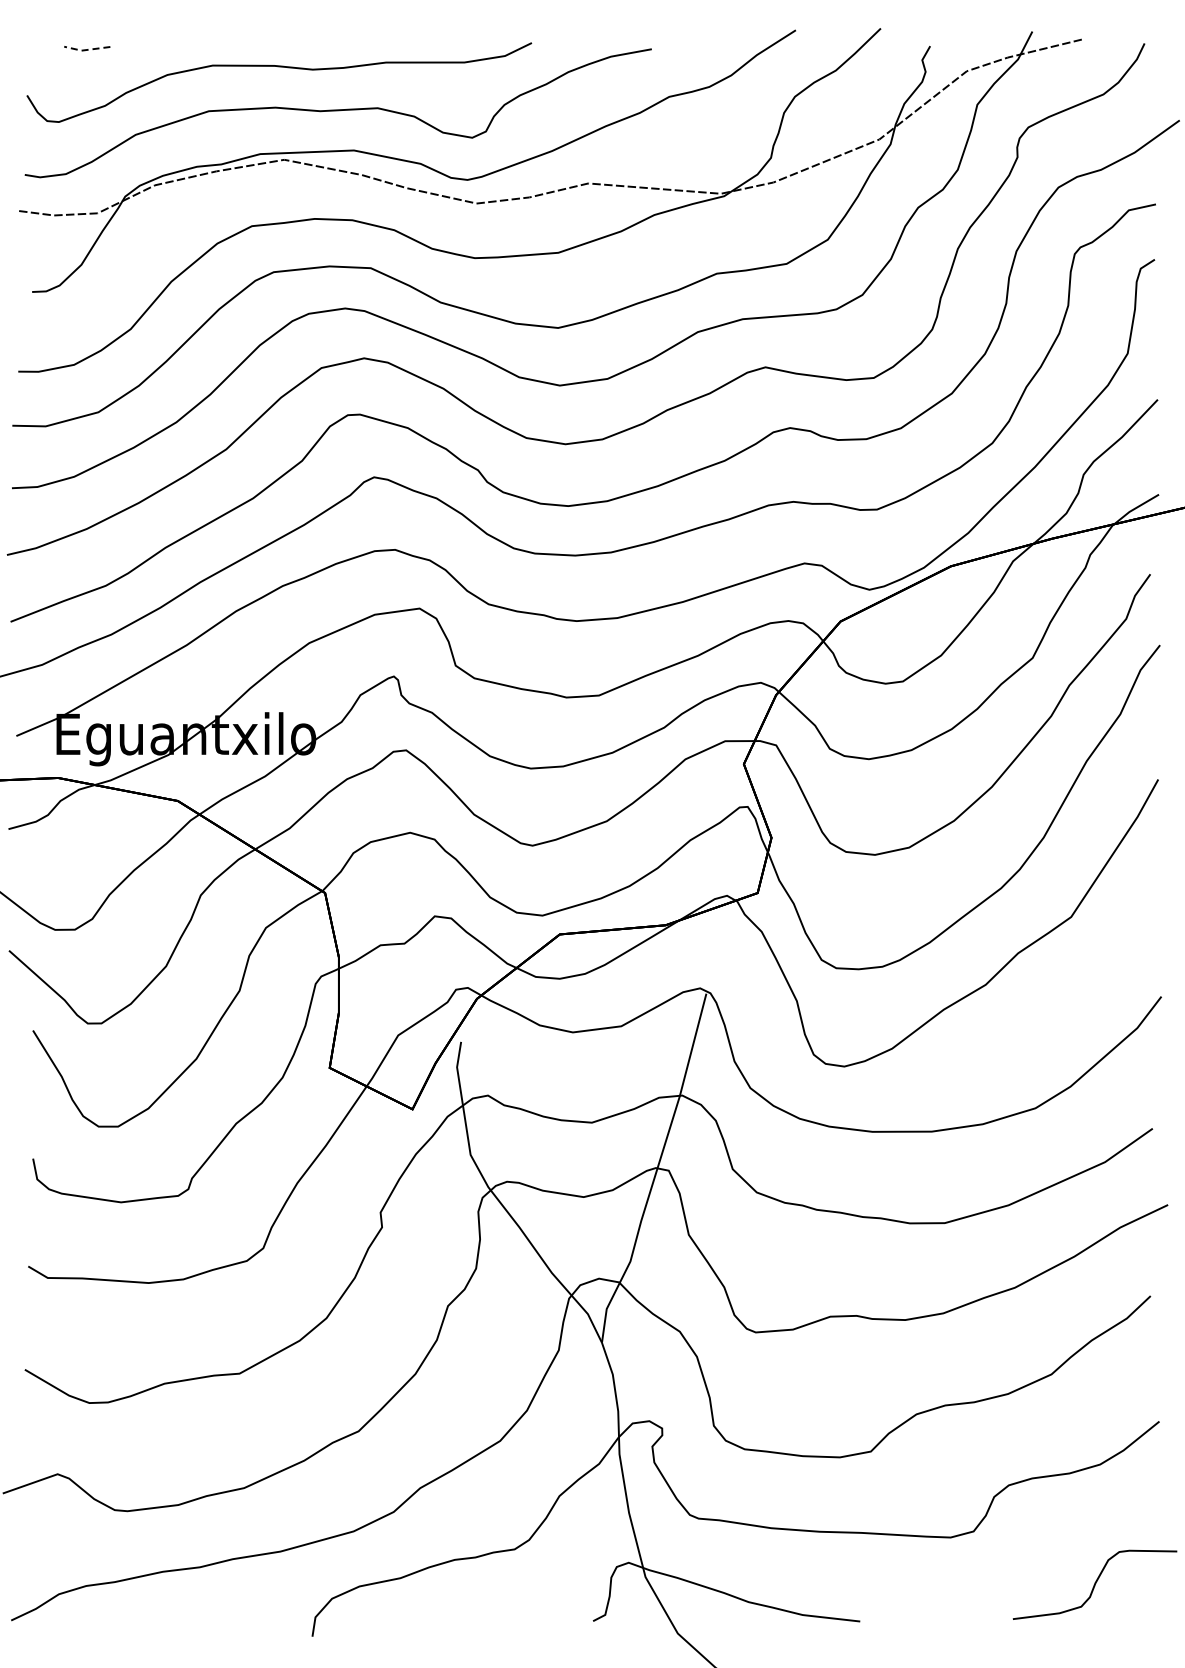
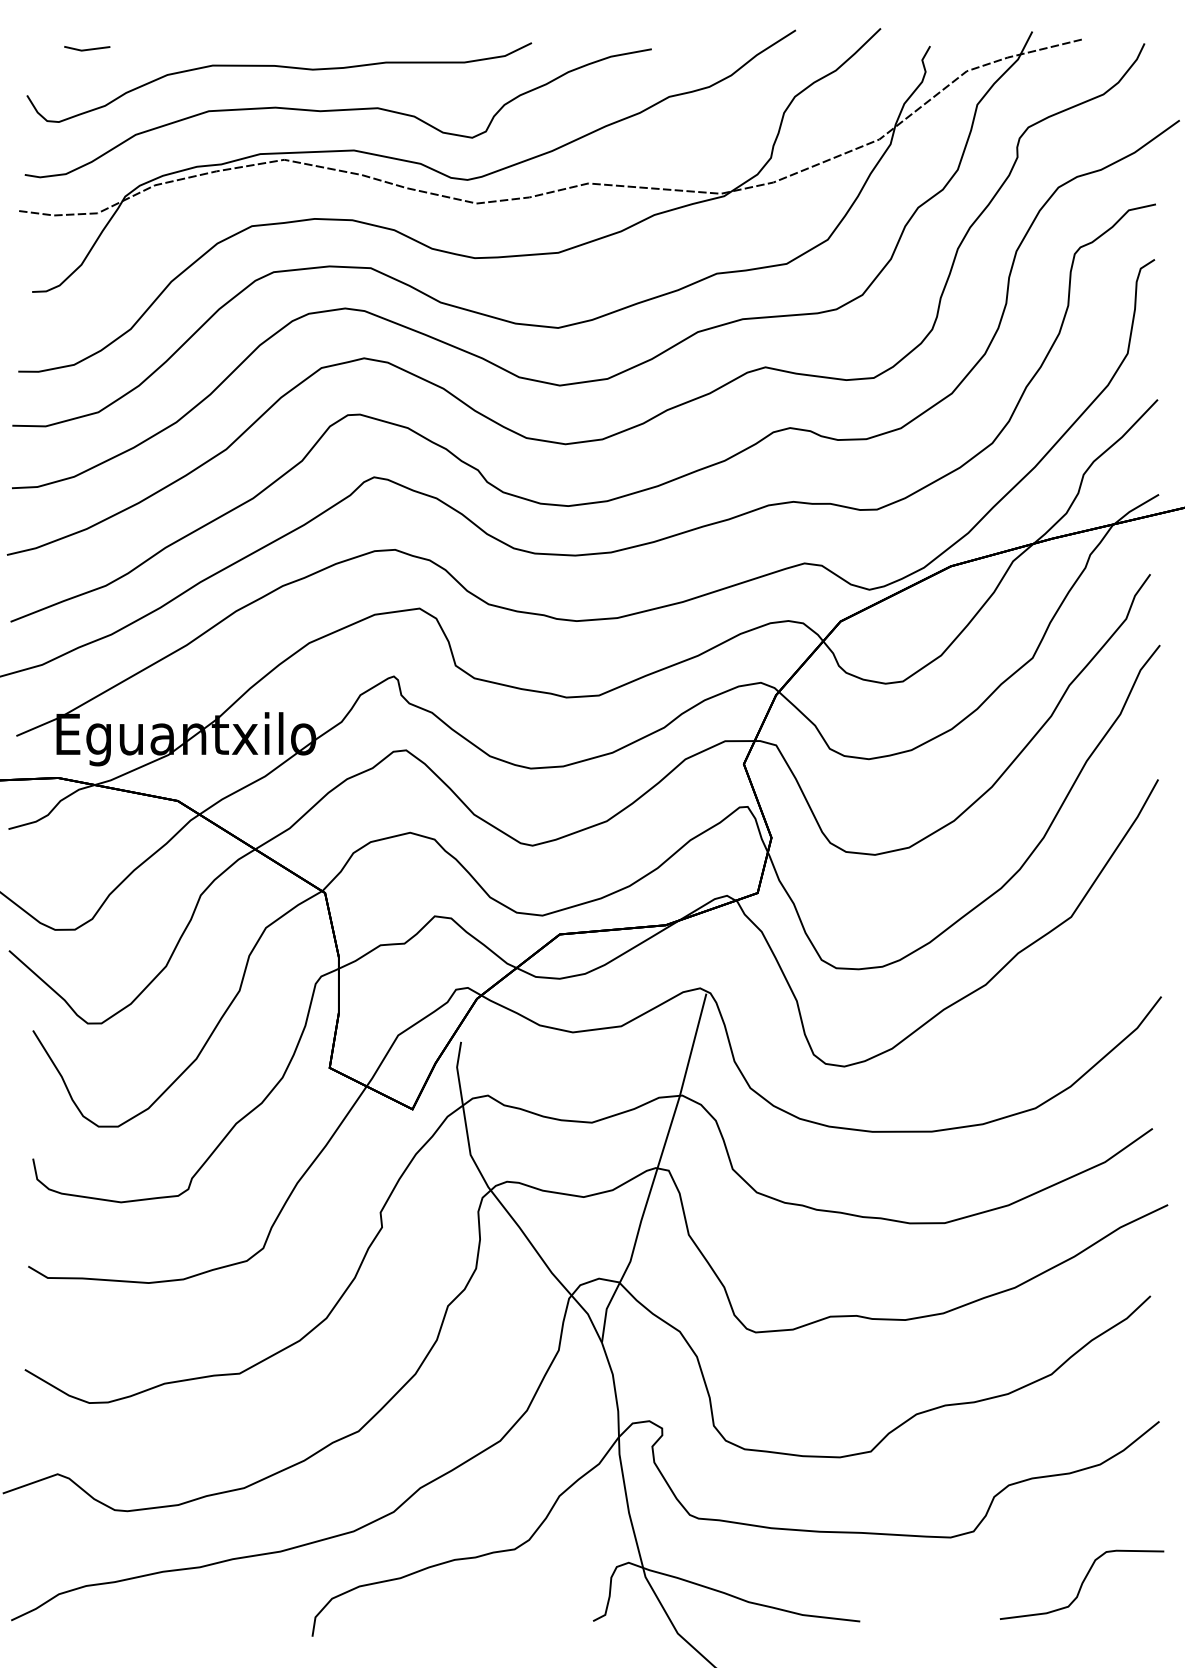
line: dashed -> solid (86, 50)
curve position: (1094, 1584) -> (1081, 1584) (1081, 1584)
